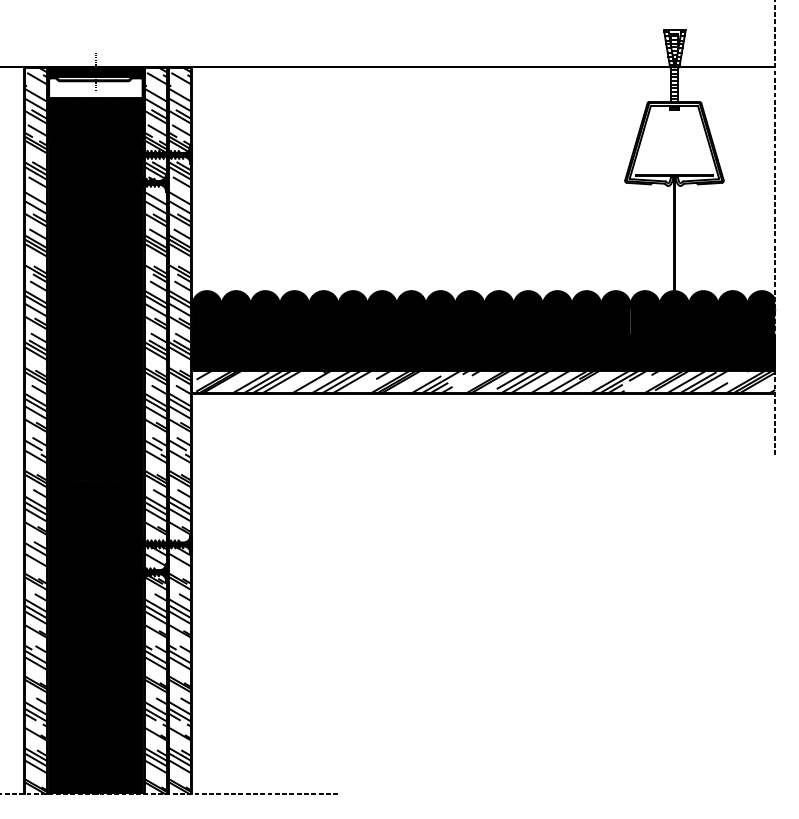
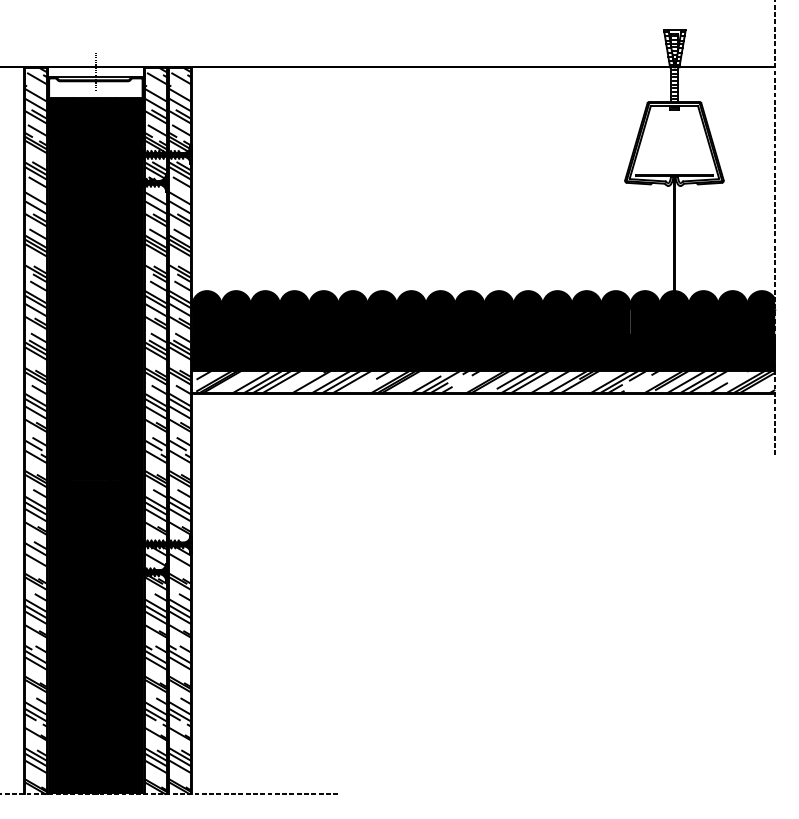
fill: present -> none (95, 72)
